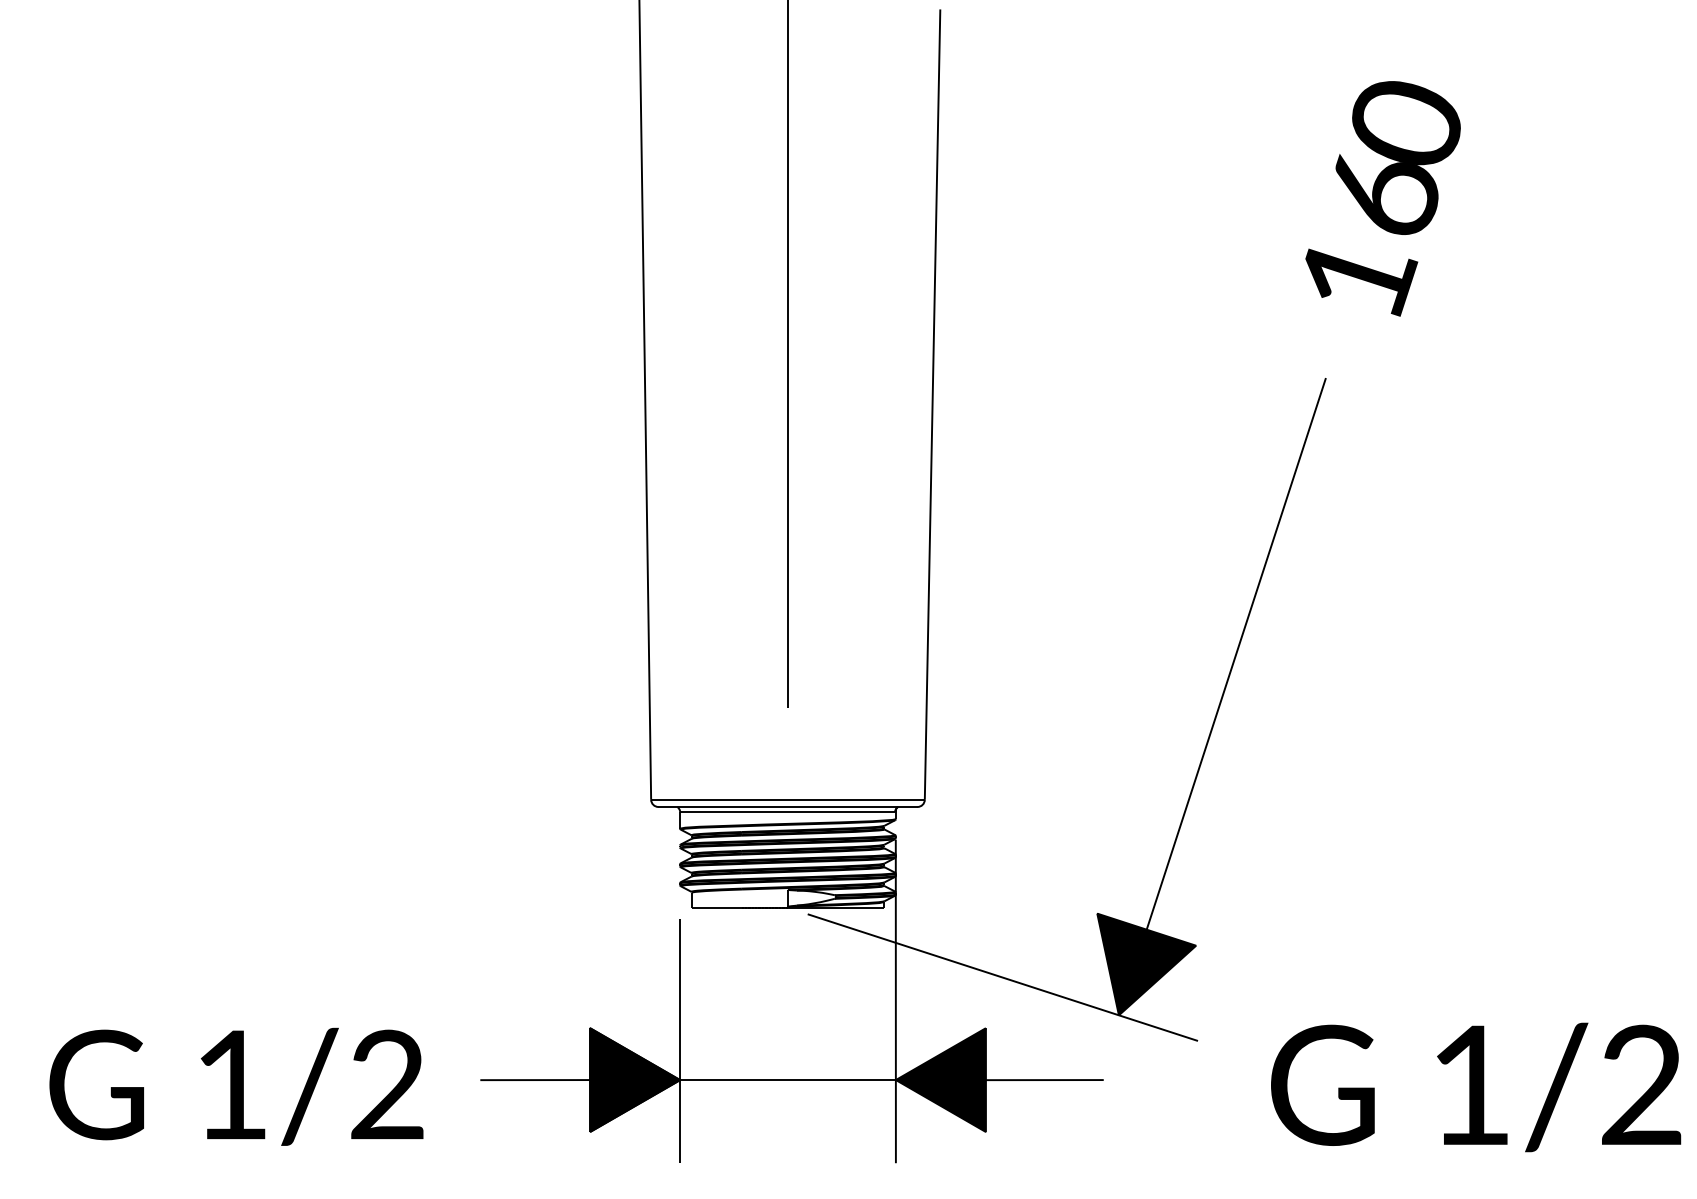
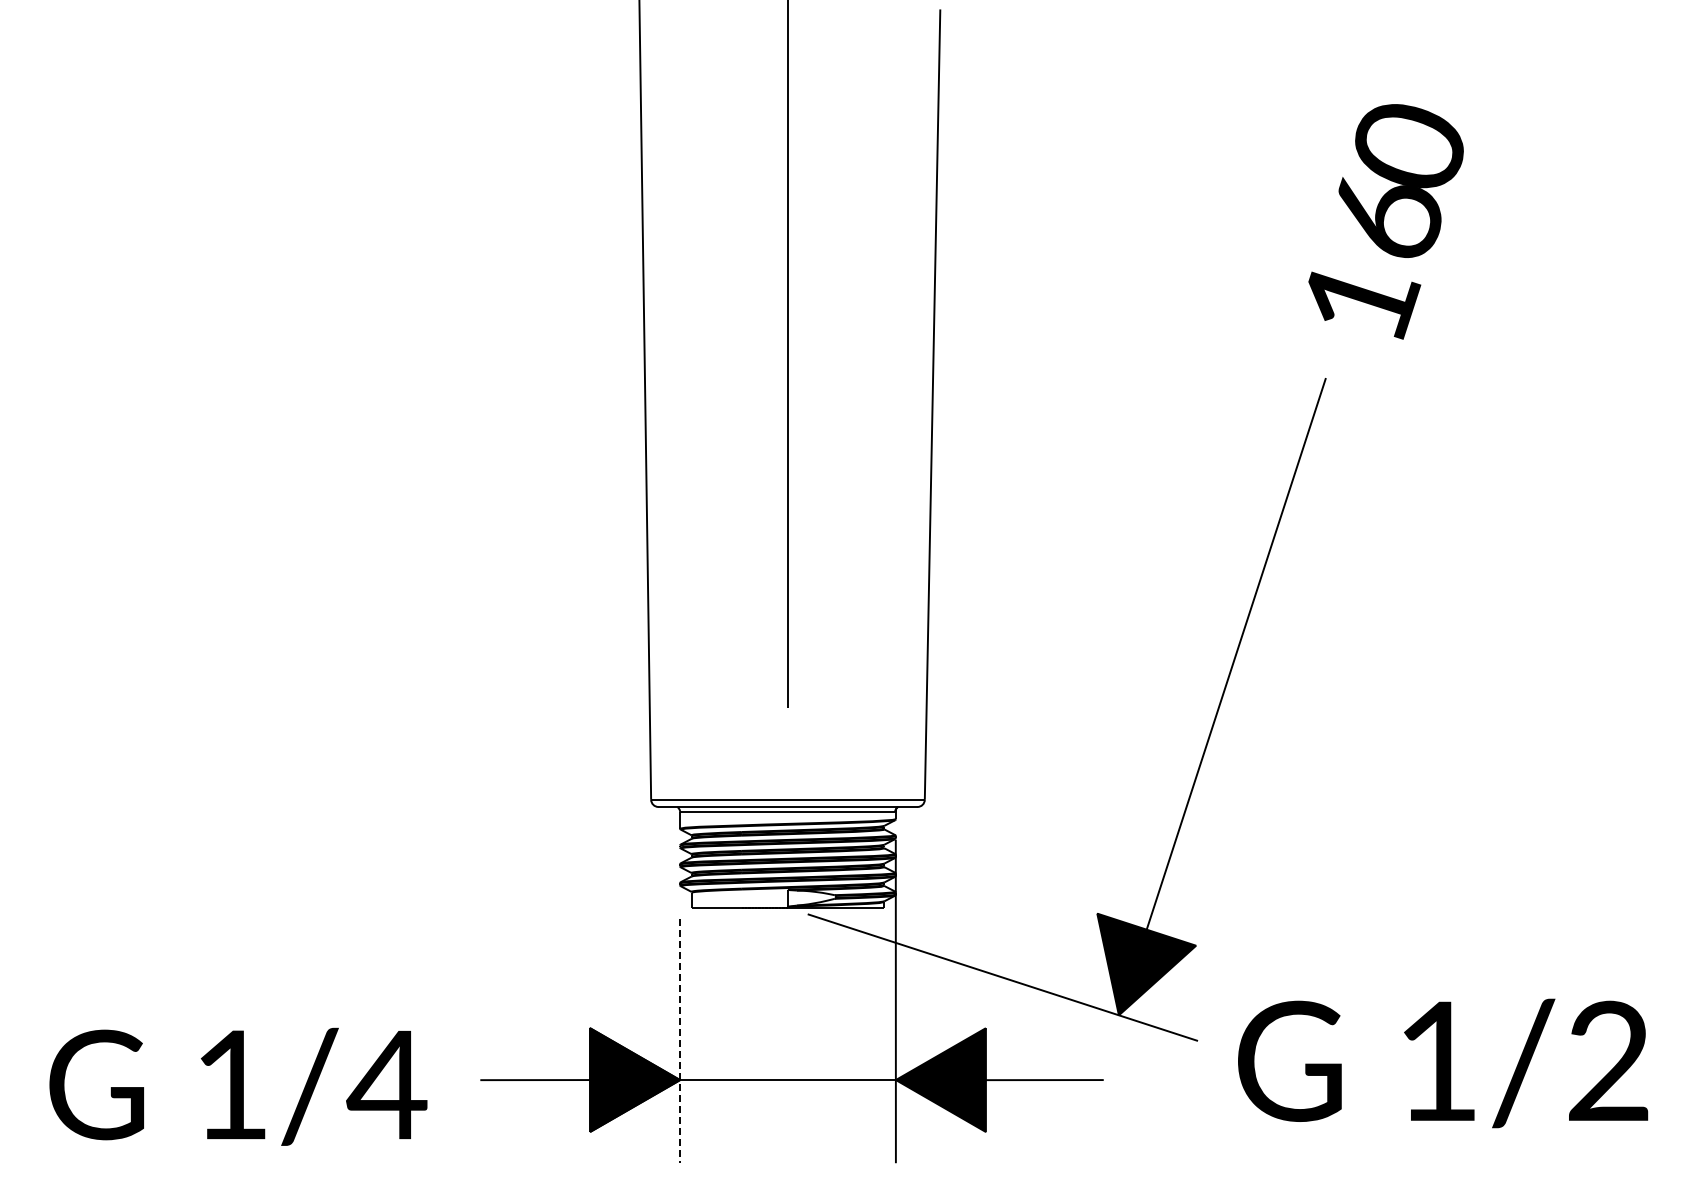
text position: (1382, 198) -> (1385, 221) (1385, 221)
line: solid -> dashed (680, 1041)
text: 1/2 -> 1/4 (386, 1084)
text position: (1476, 1087) -> (1443, 1063) (1443, 1063)
